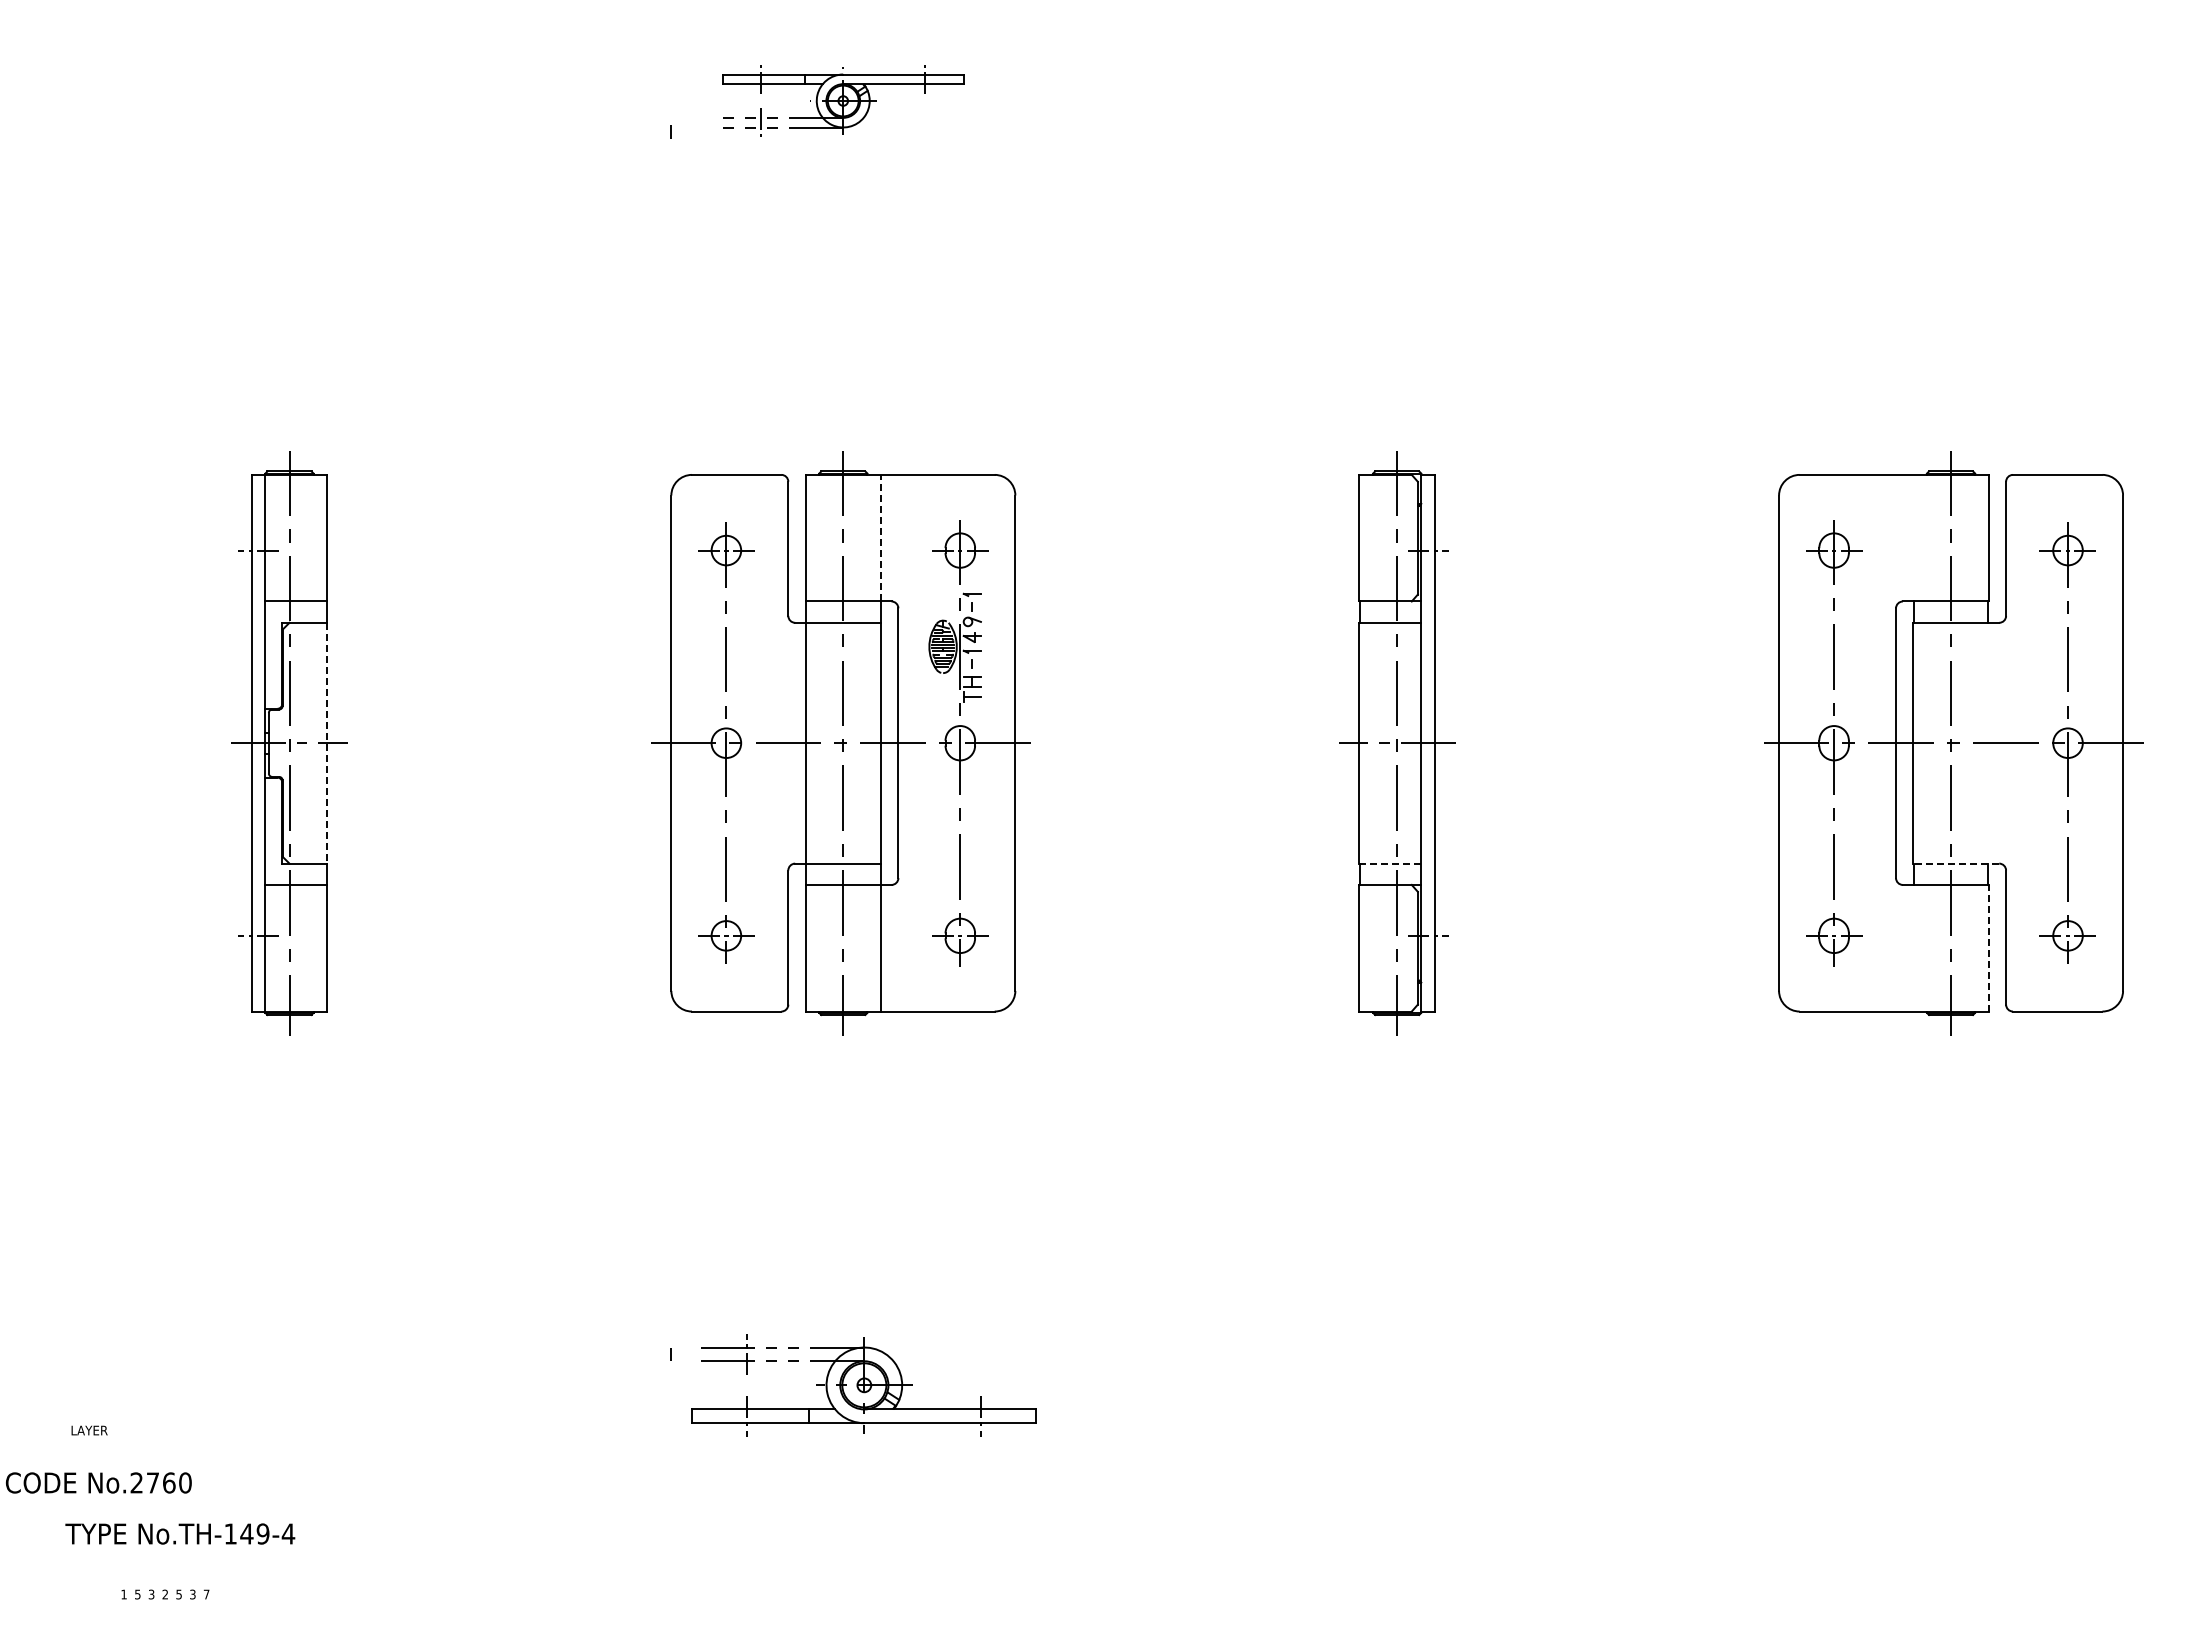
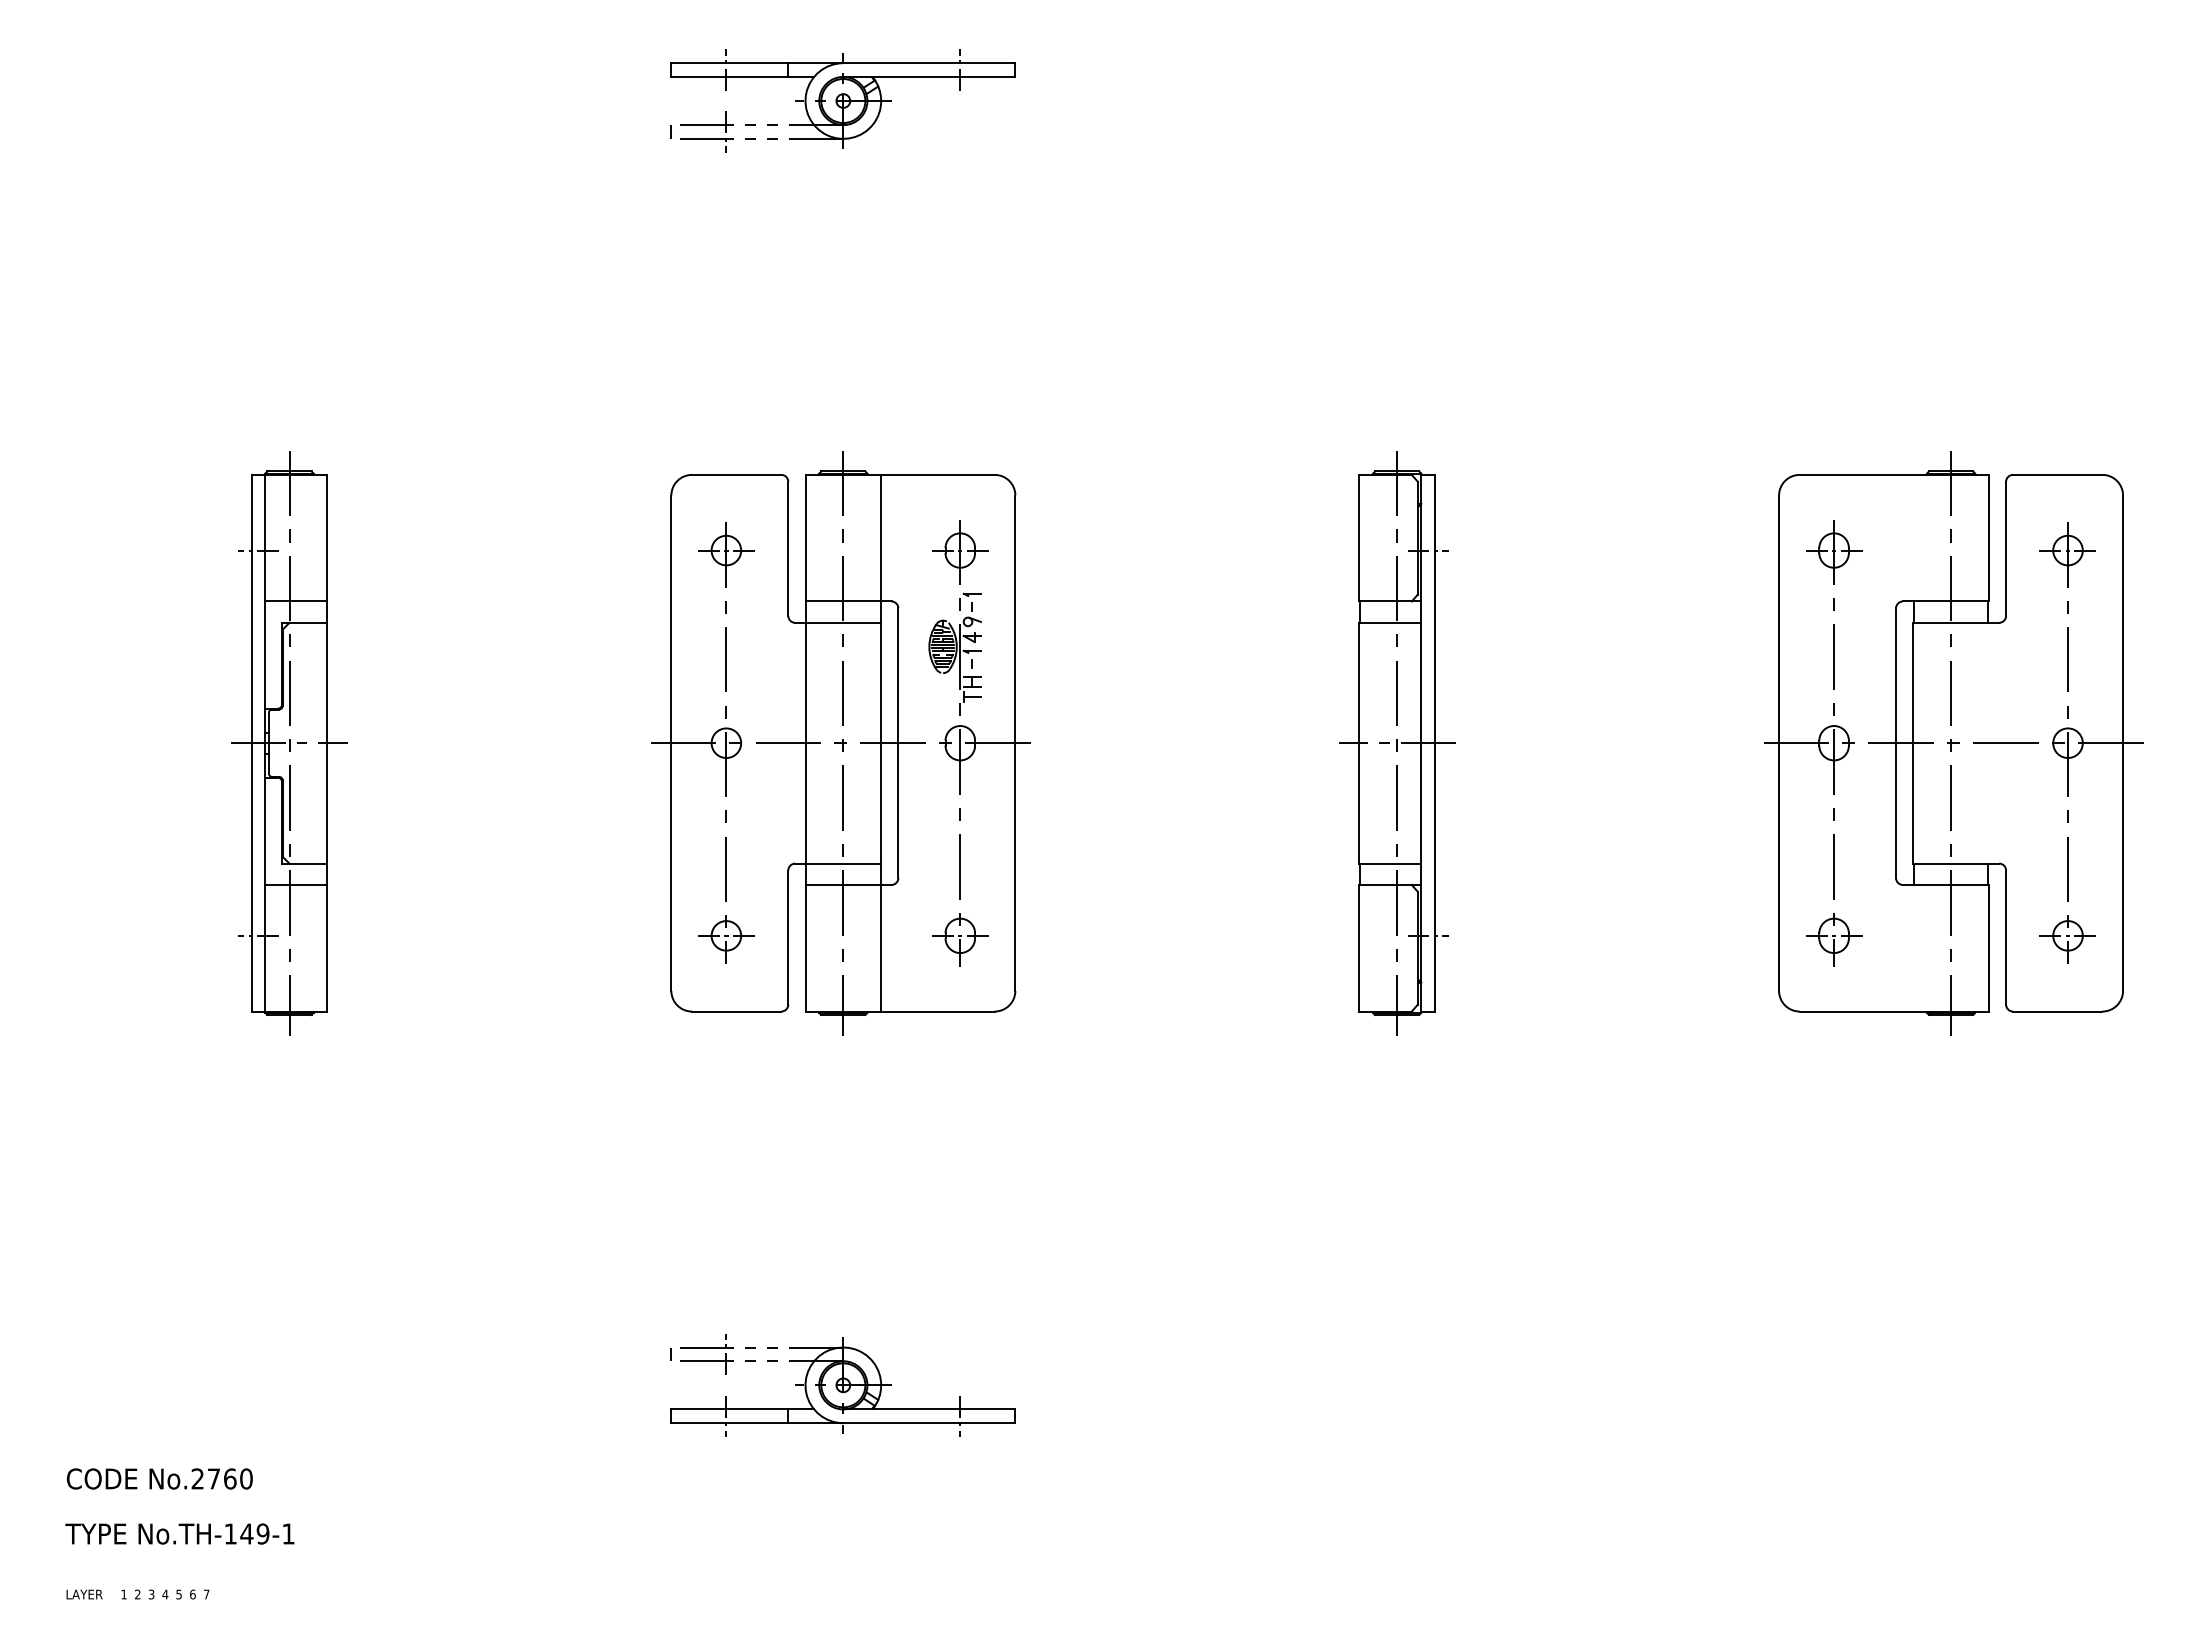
part size: 243x72 px -> 346x104 px (842, 100)
line: dashed -> solid (881, 537)
line: dashed -> solid (327, 743)
line: dashed -> solid (1390, 863)
line: dashed -> solid (1955, 863)
line: dashed -> solid (1988, 947)
part position: (863, 1385) -> (842, 1385) (842, 1385)
text position: (89, 1430) -> (84, 1594) (84, 1594)
text position: (98, 1482) -> (159, 1478) (159, 1478)
text: No.TH-149-4 -> No.TH-149-1 (288, 1533)
text: 5 -> 2 (137, 1594)
text: 2 -> 4 (165, 1594)
text: 3 -> 6 (192, 1594)
